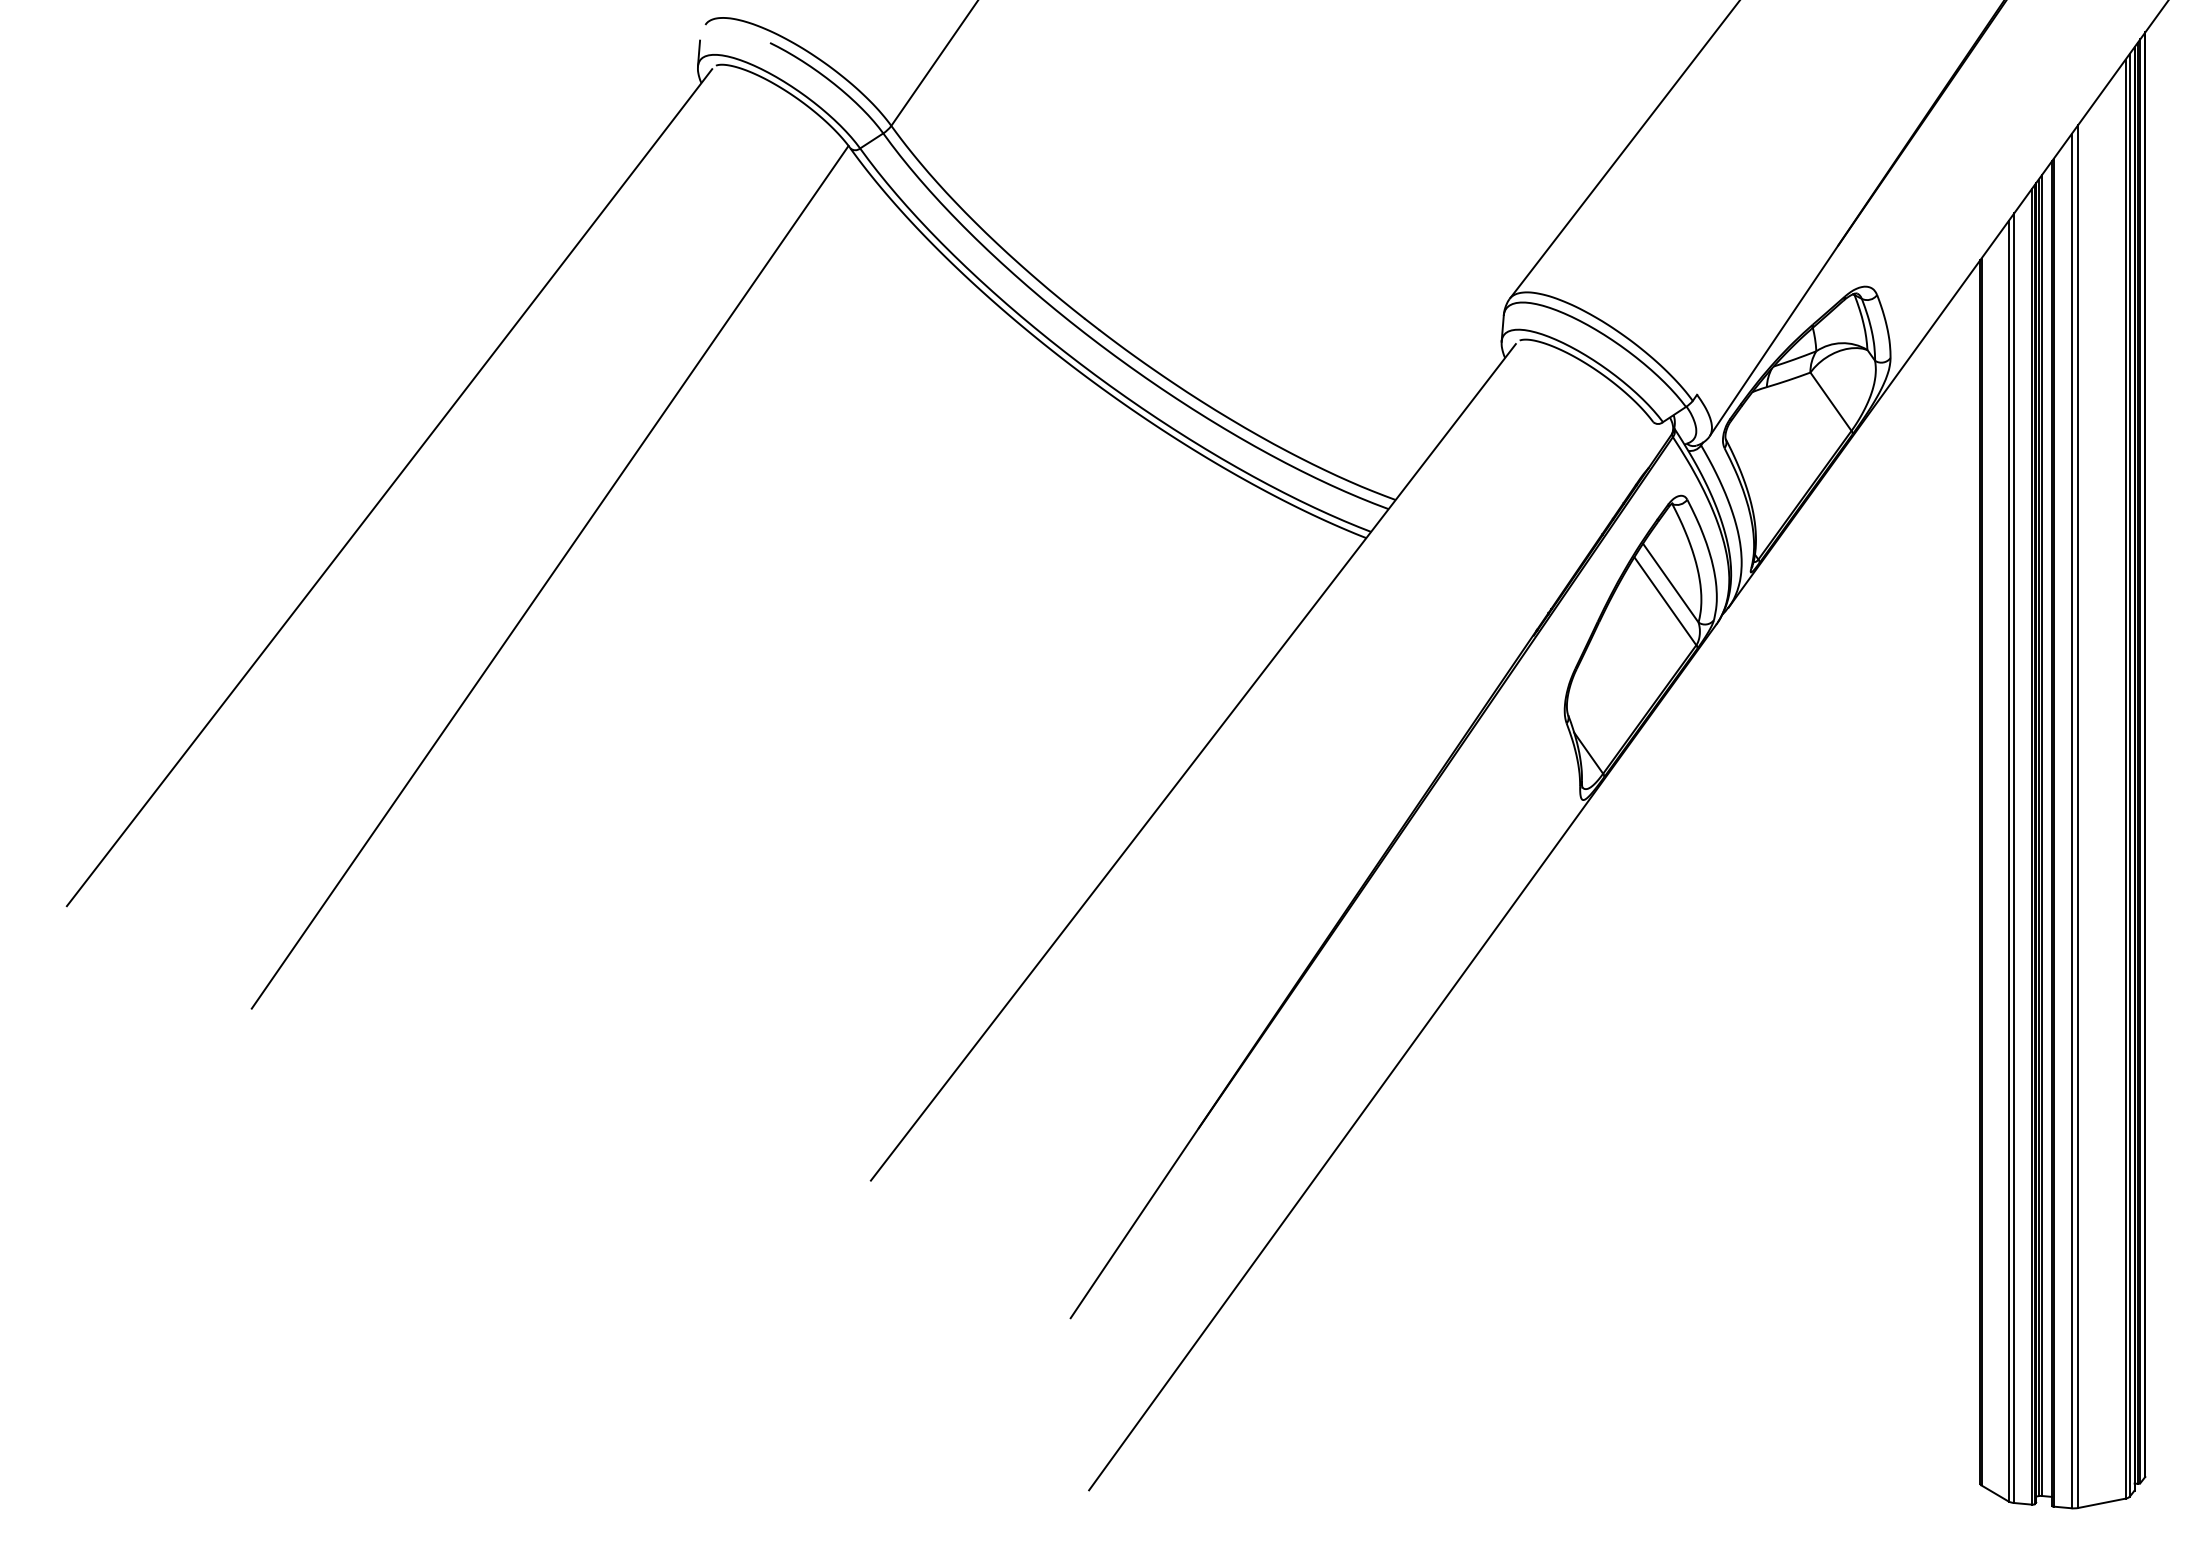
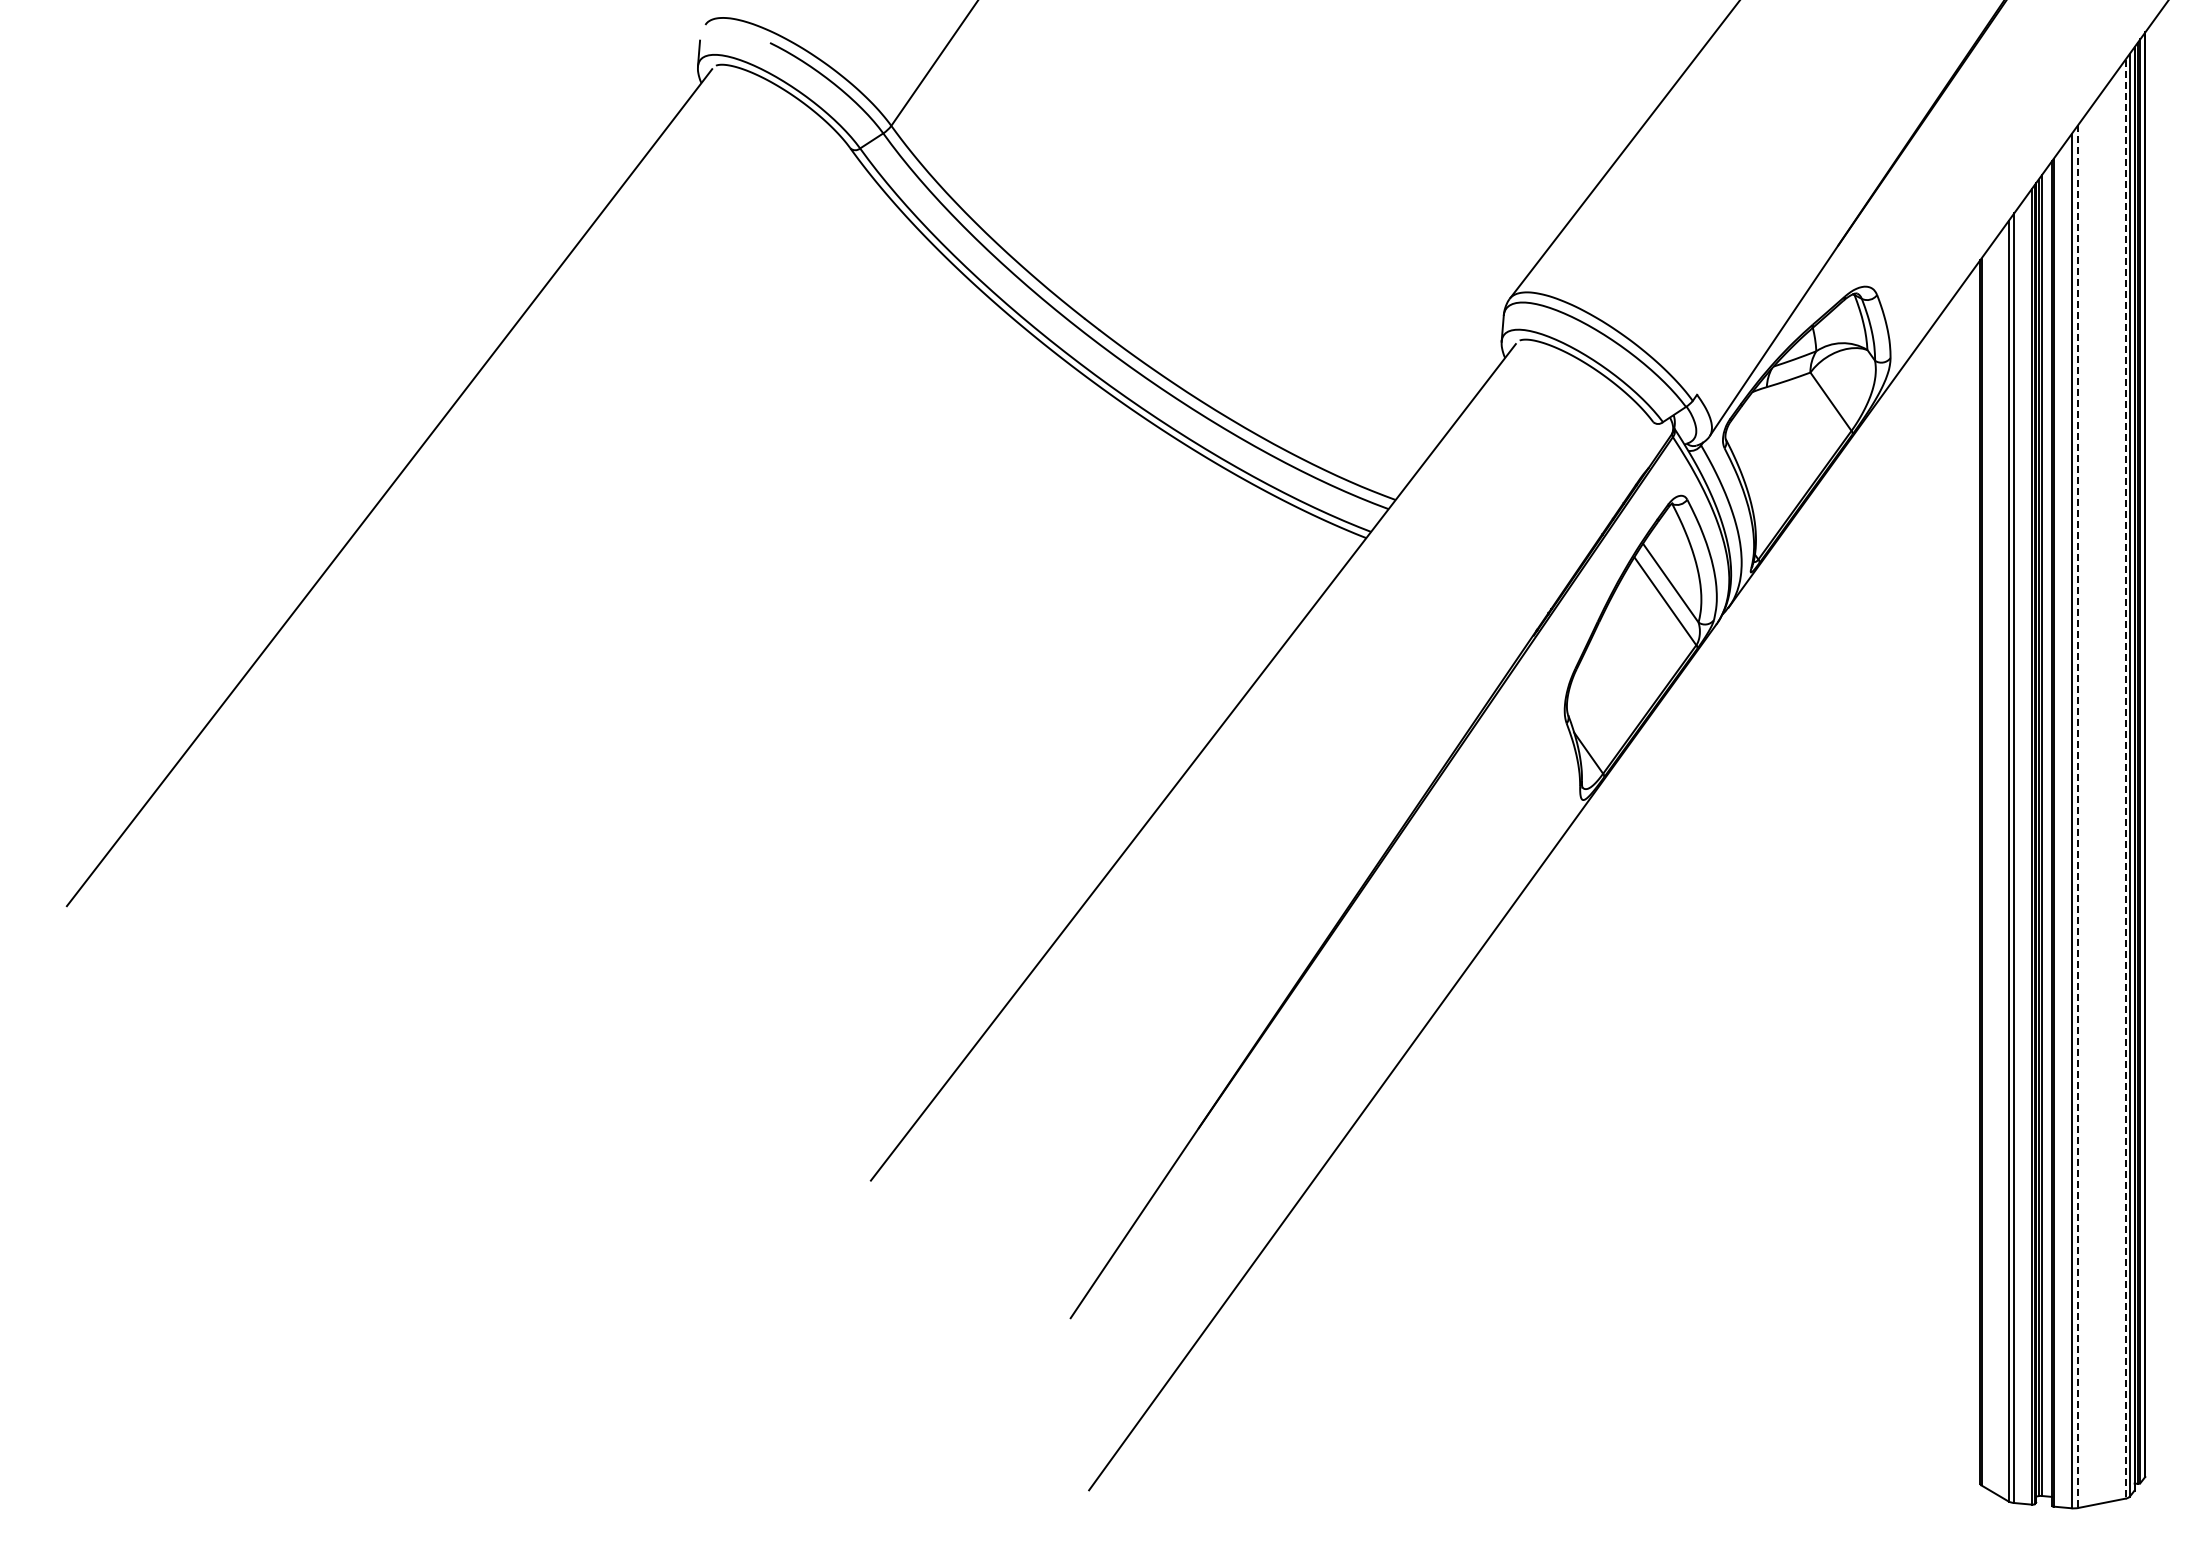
line: present -> none (549, 576)
line: solid -> dashed (2125, 779)
line: solid -> dashed (2078, 816)
